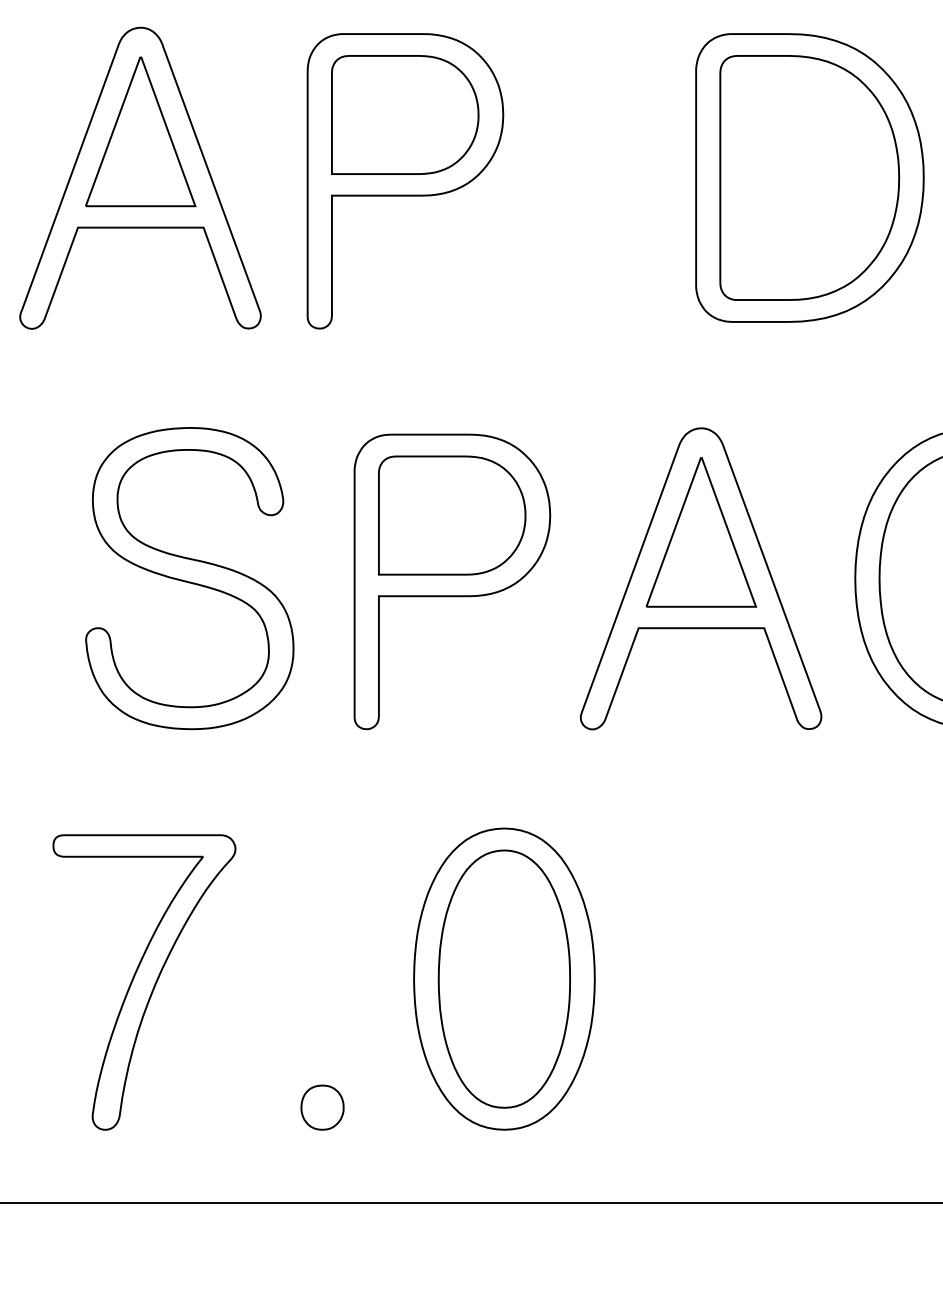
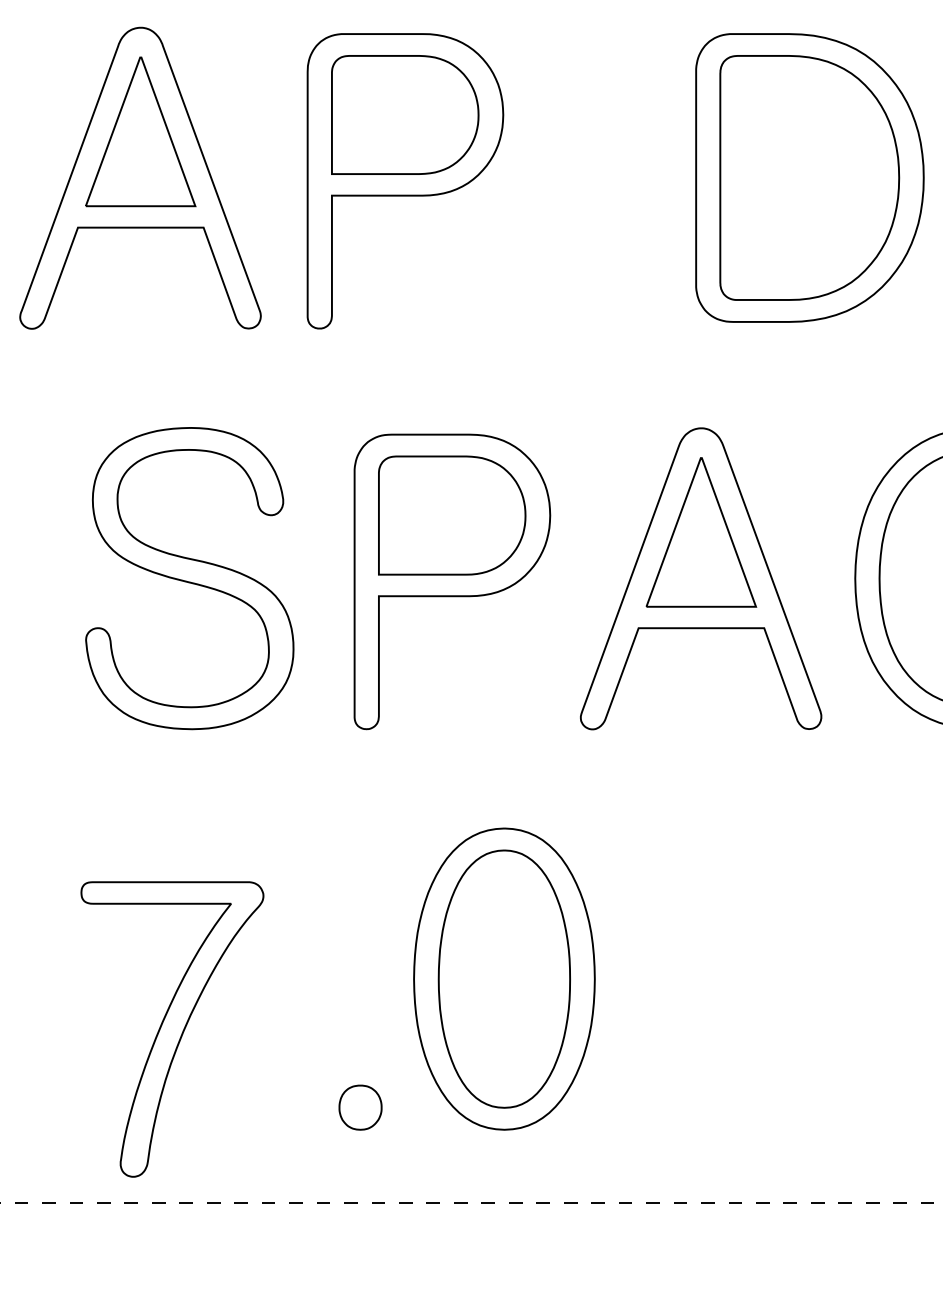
part position: (144, 982) -> (172, 1029) (172, 1029)
part position: (322, 1107) -> (360, 1107) (360, 1107)
line: solid -> dashed (471, 1203)
